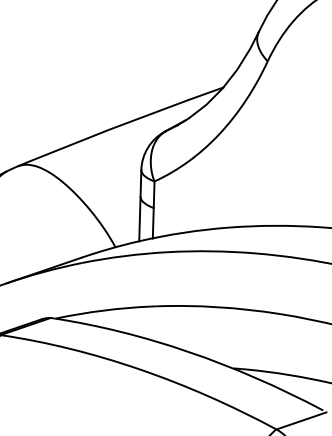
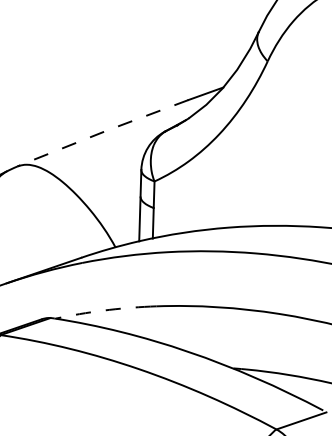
line: solid -> dashed (101, 132)
arc: solid -> dashed (103, 310)
